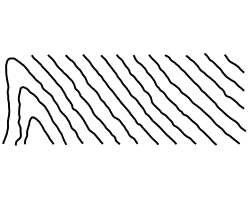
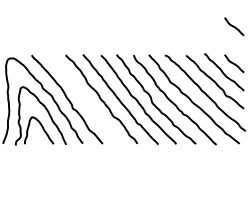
curve: none -> present (234, 26)
curve: present -> none (83, 99)
